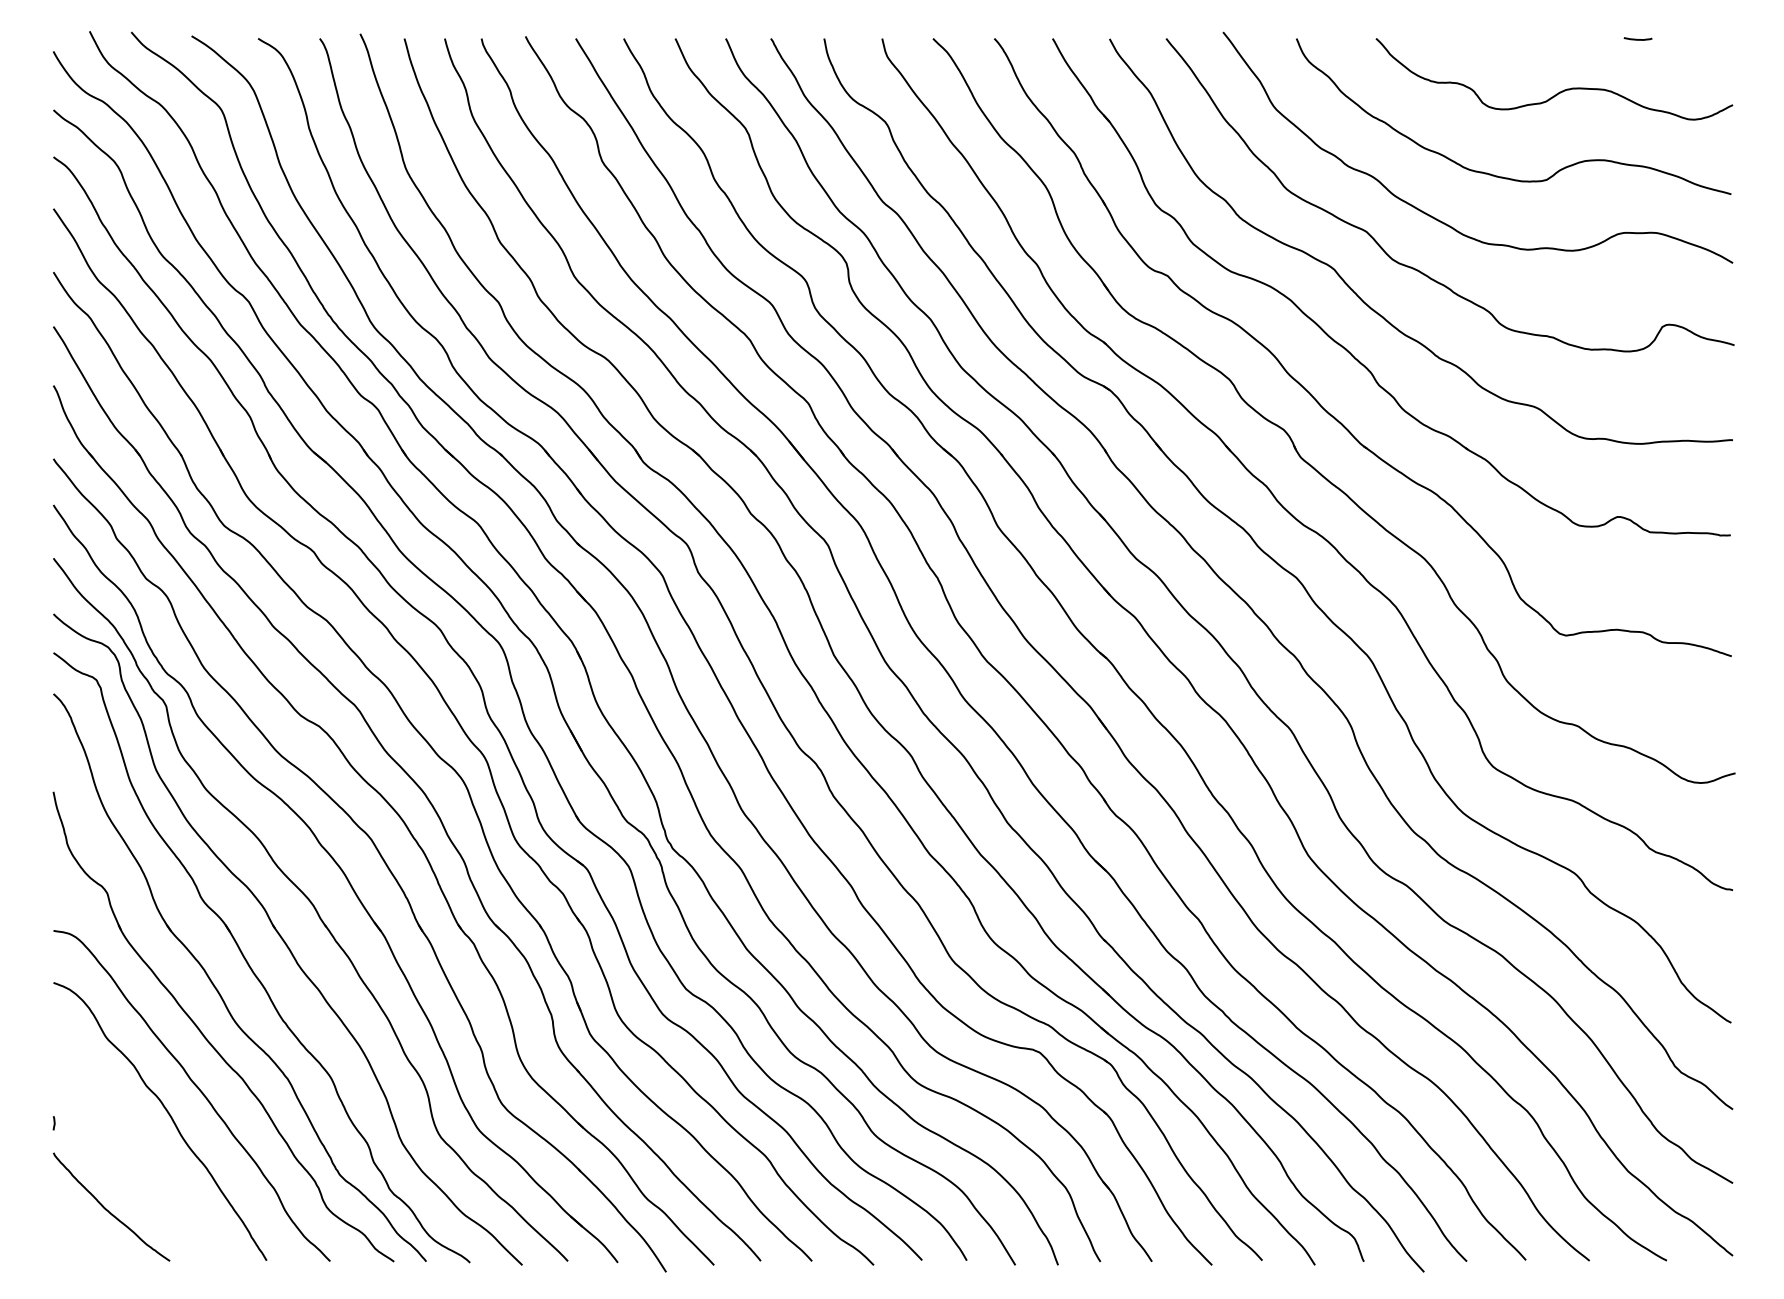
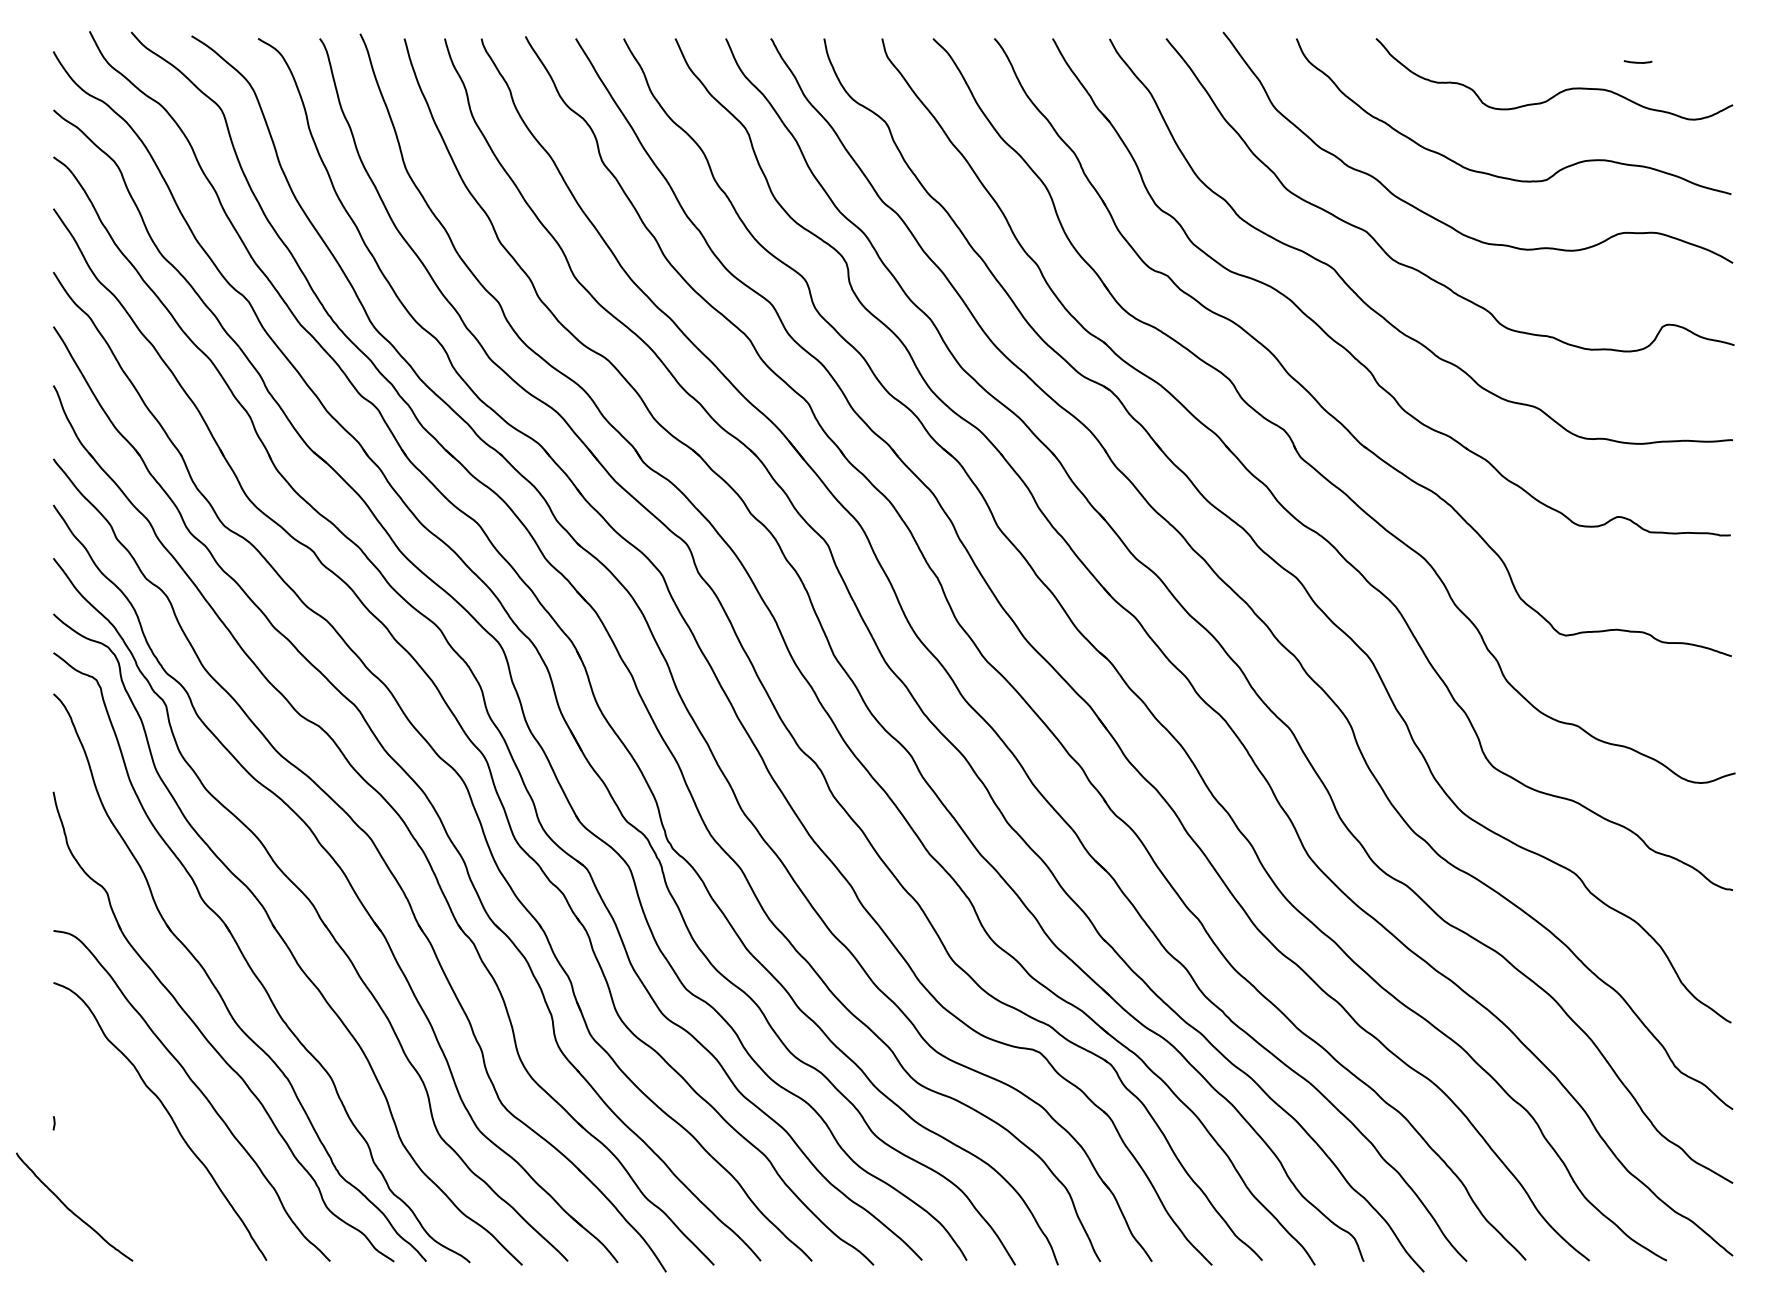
curve position: (1636, 38) -> (1636, 61) (1636, 61)
curve position: (107, 1209) -> (70, 1209) (70, 1209)
